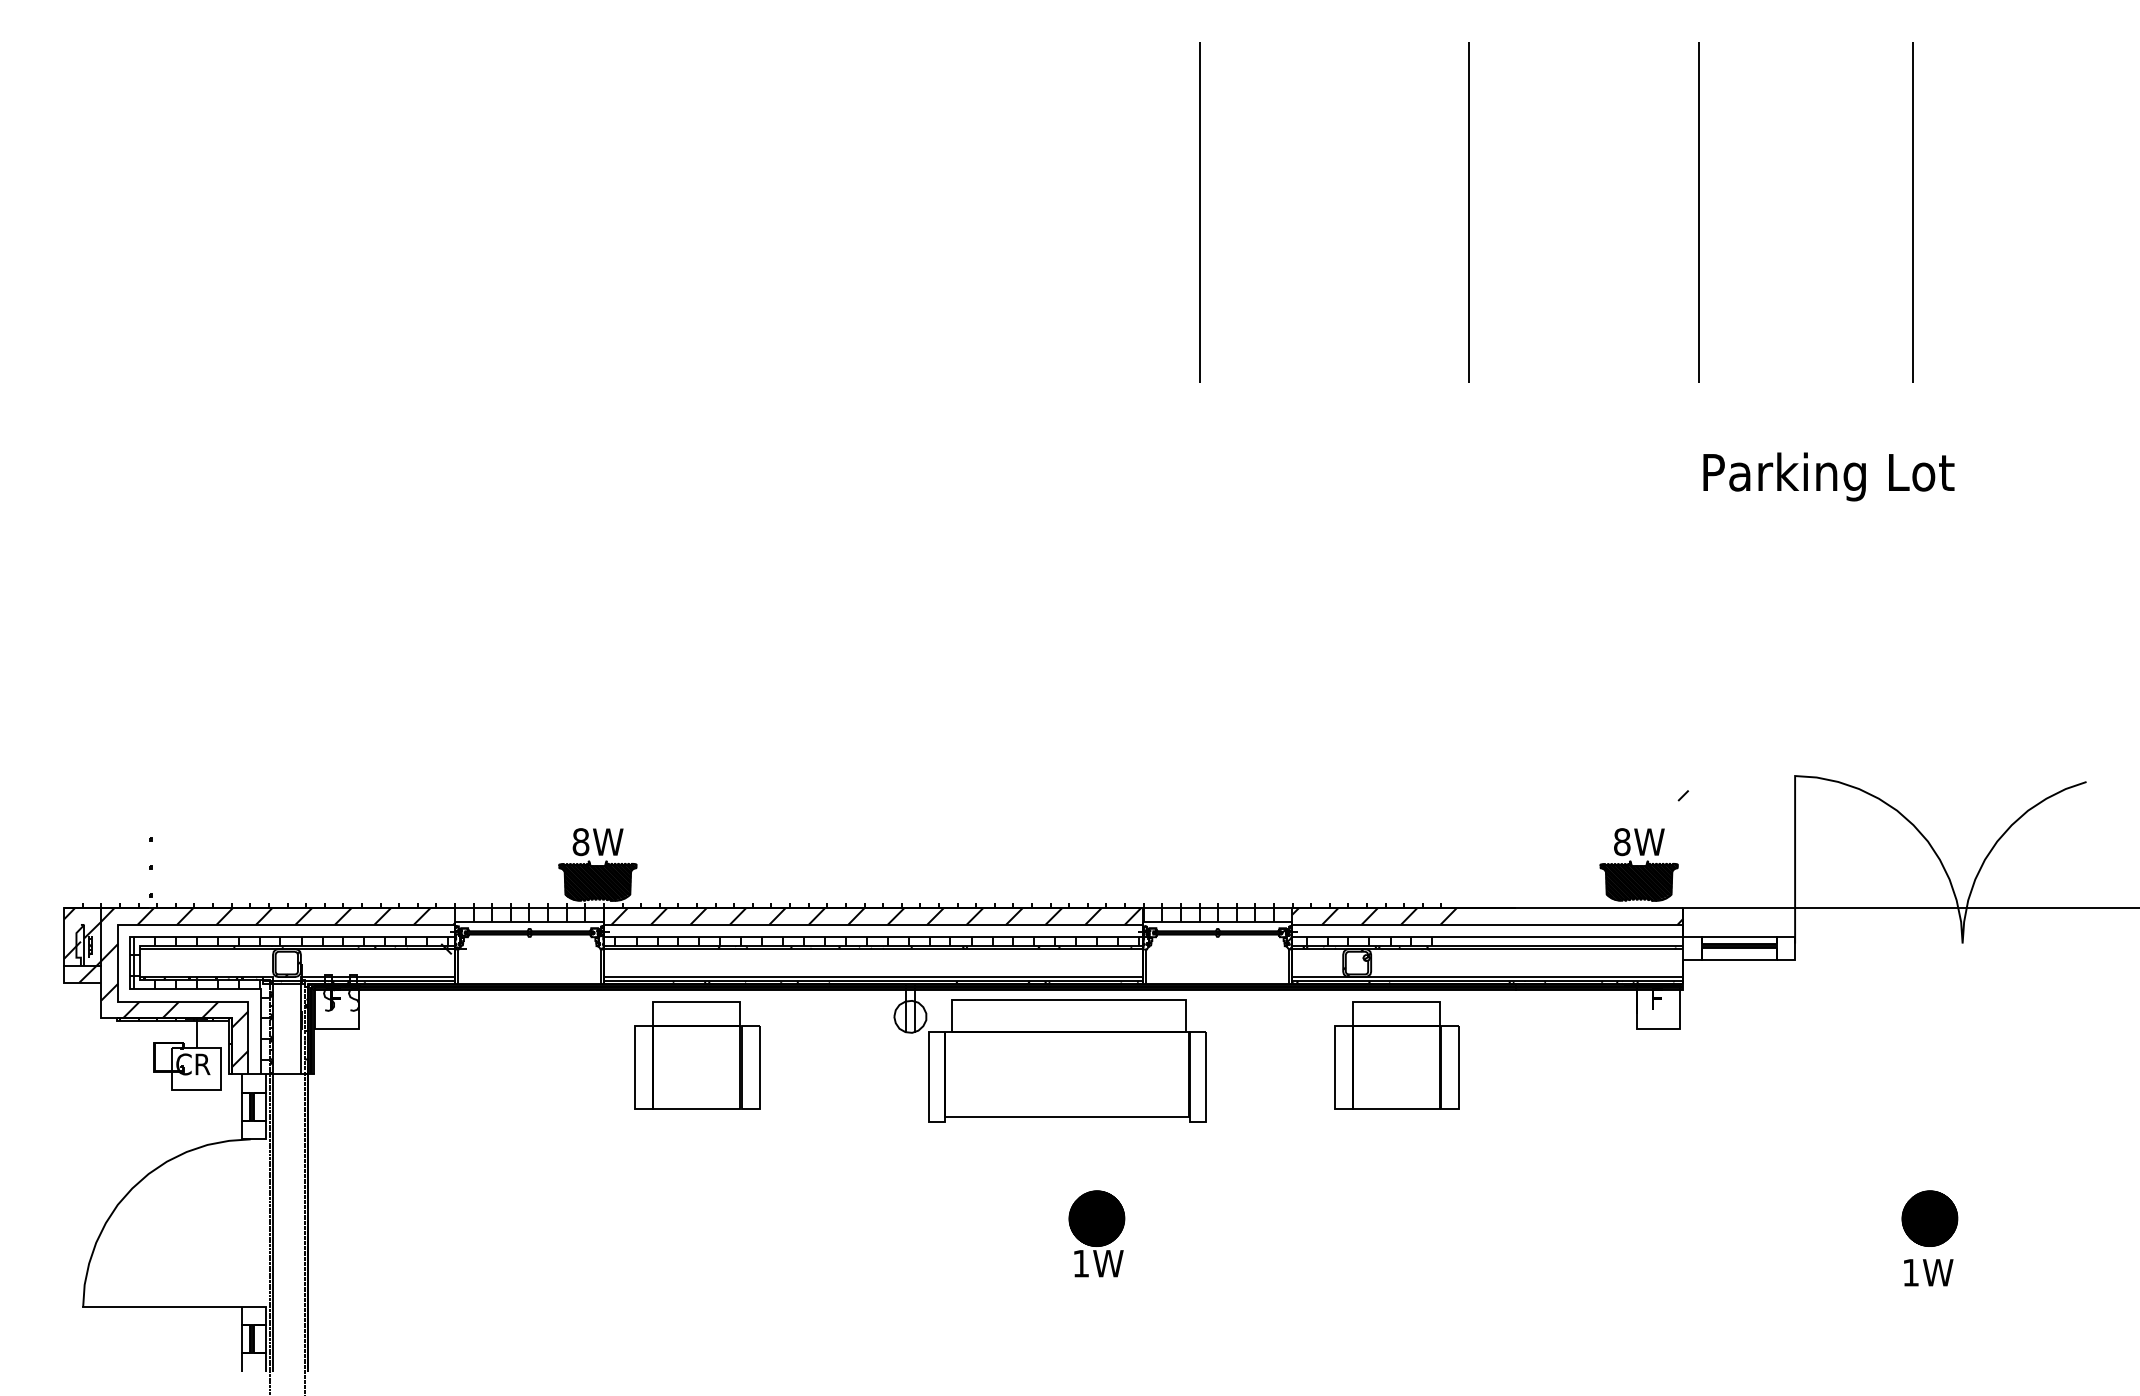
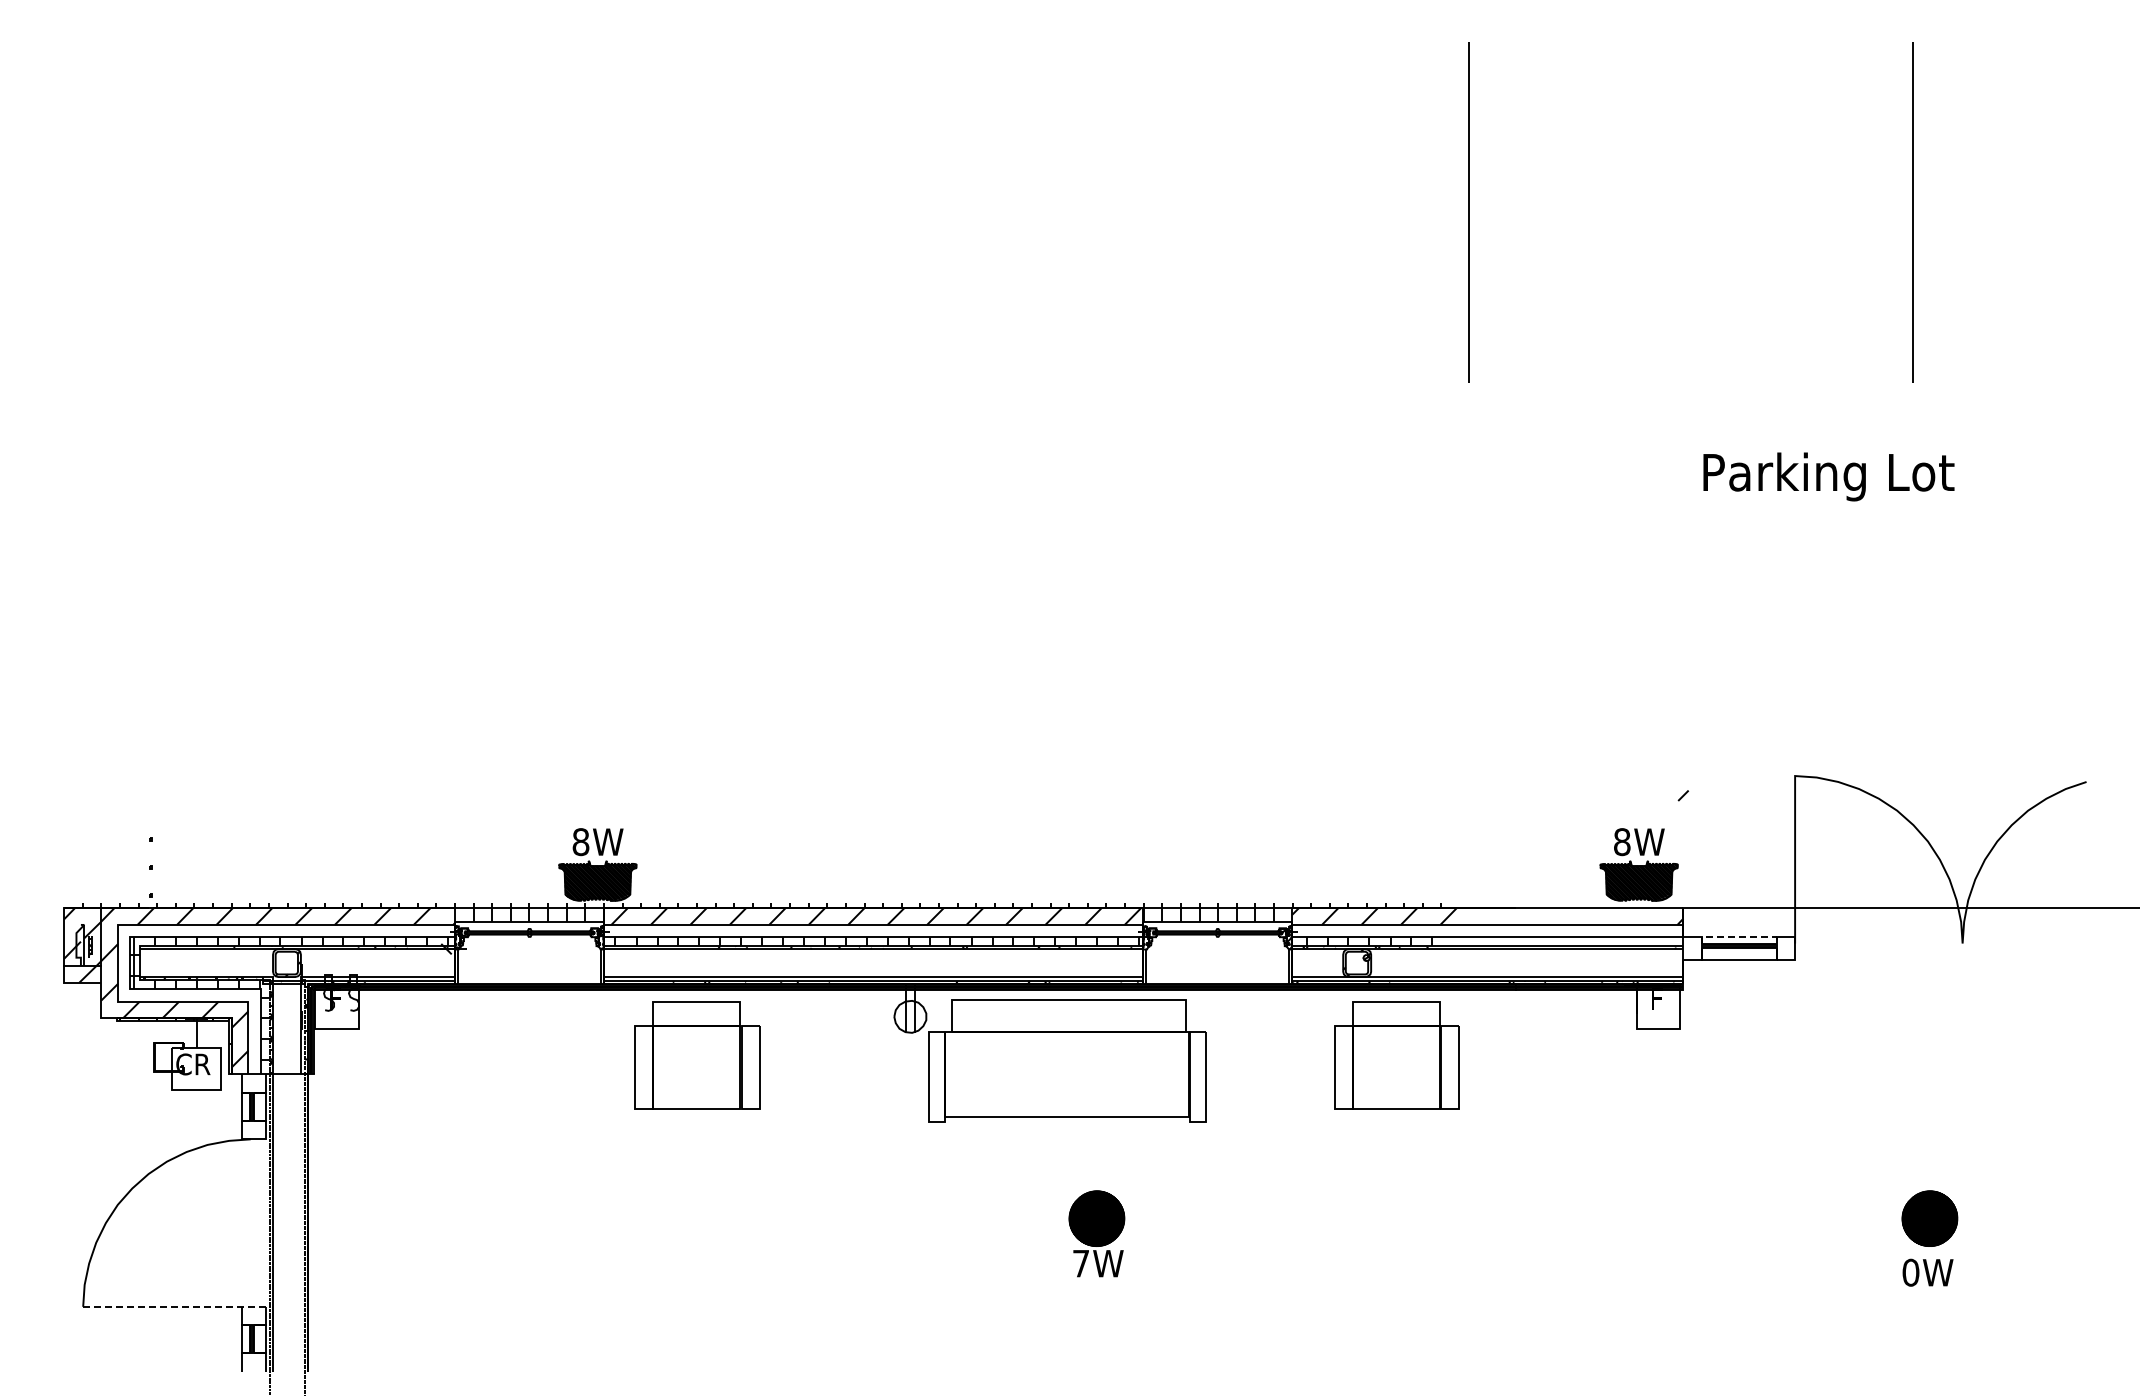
line: present -> none (1199, 212)
line: present -> none (1698, 212)
line: solid -> dashed (1739, 936)
text: 1W -> 7W (1080, 1263)
text: 1W -> 0W (1910, 1272)
line: solid -> dashed (174, 1306)
